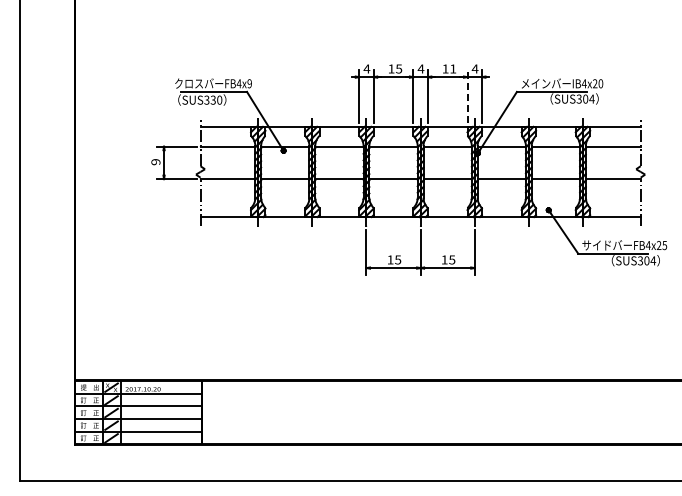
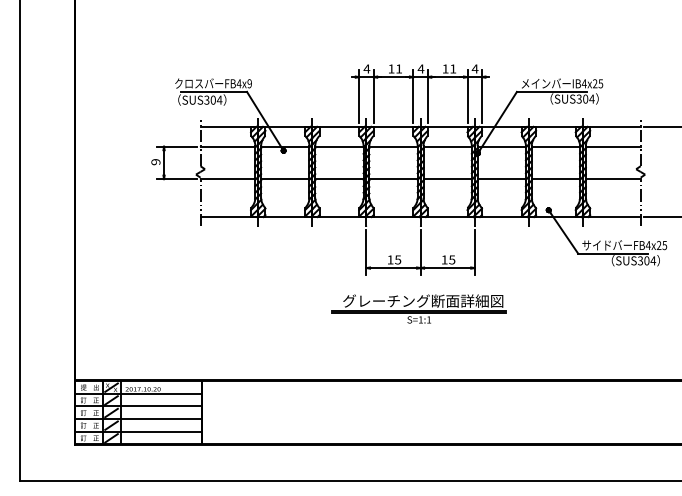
text: 15 -> 11 (399, 68)
text: IB4x20 -> IB4x25 (600, 83)
line: dashed -> solid (467, 96)
text: SUS330 -> SUS304 (216, 99)
line: none -> present (660, 126)
line: none -> present (660, 217)
part: none -> present (418, 308)
